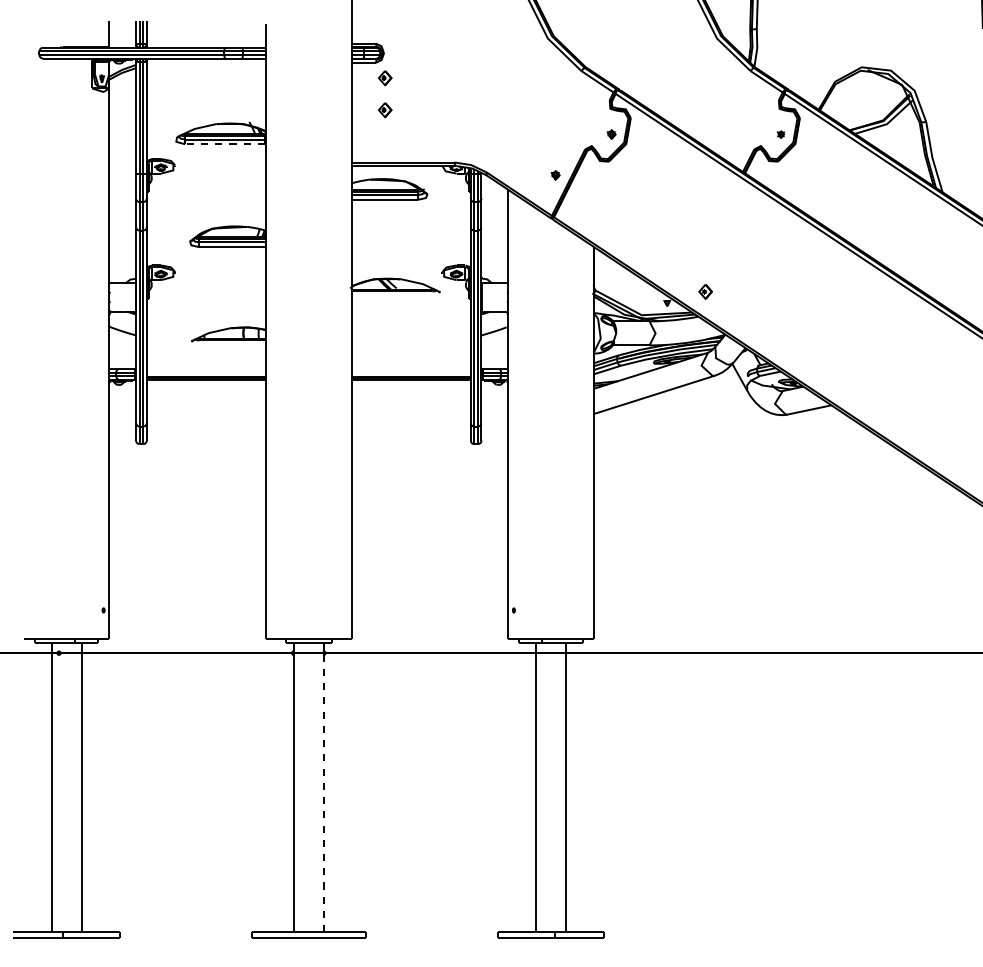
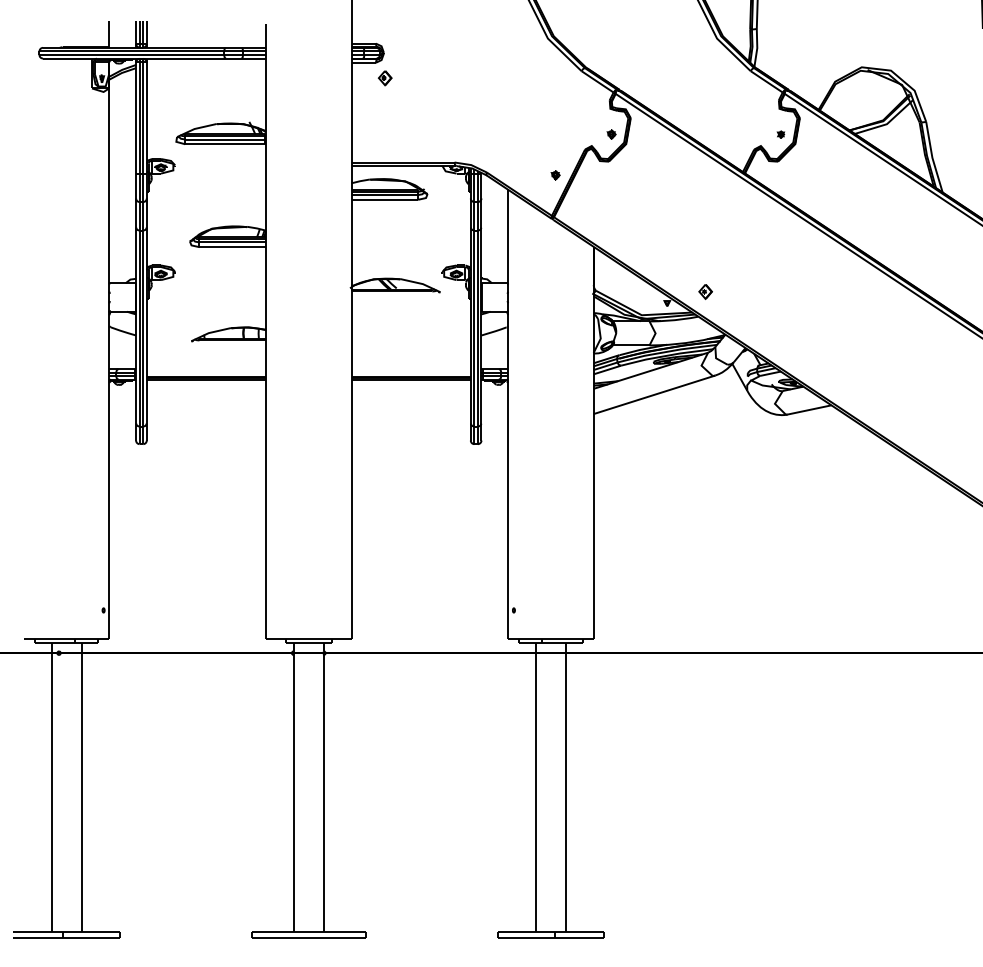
part: present -> none (384, 110)
line: dashed -> solid (225, 144)
line: dashed -> solid (323, 793)
